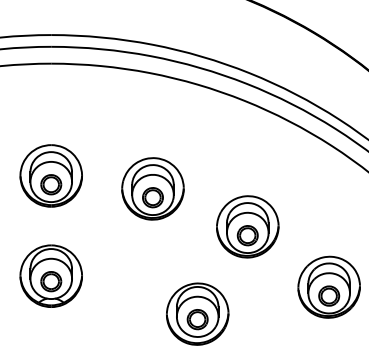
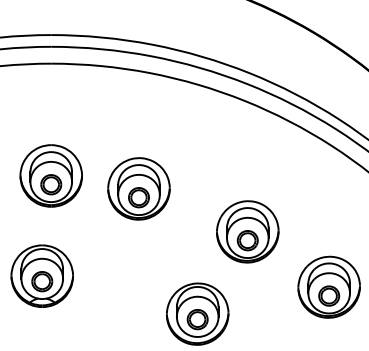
part position: (152, 188) -> (138, 188) (138, 188)
part position: (247, 226) -> (247, 231) (247, 231)
part position: (50, 275) -> (41, 275) (41, 275)
